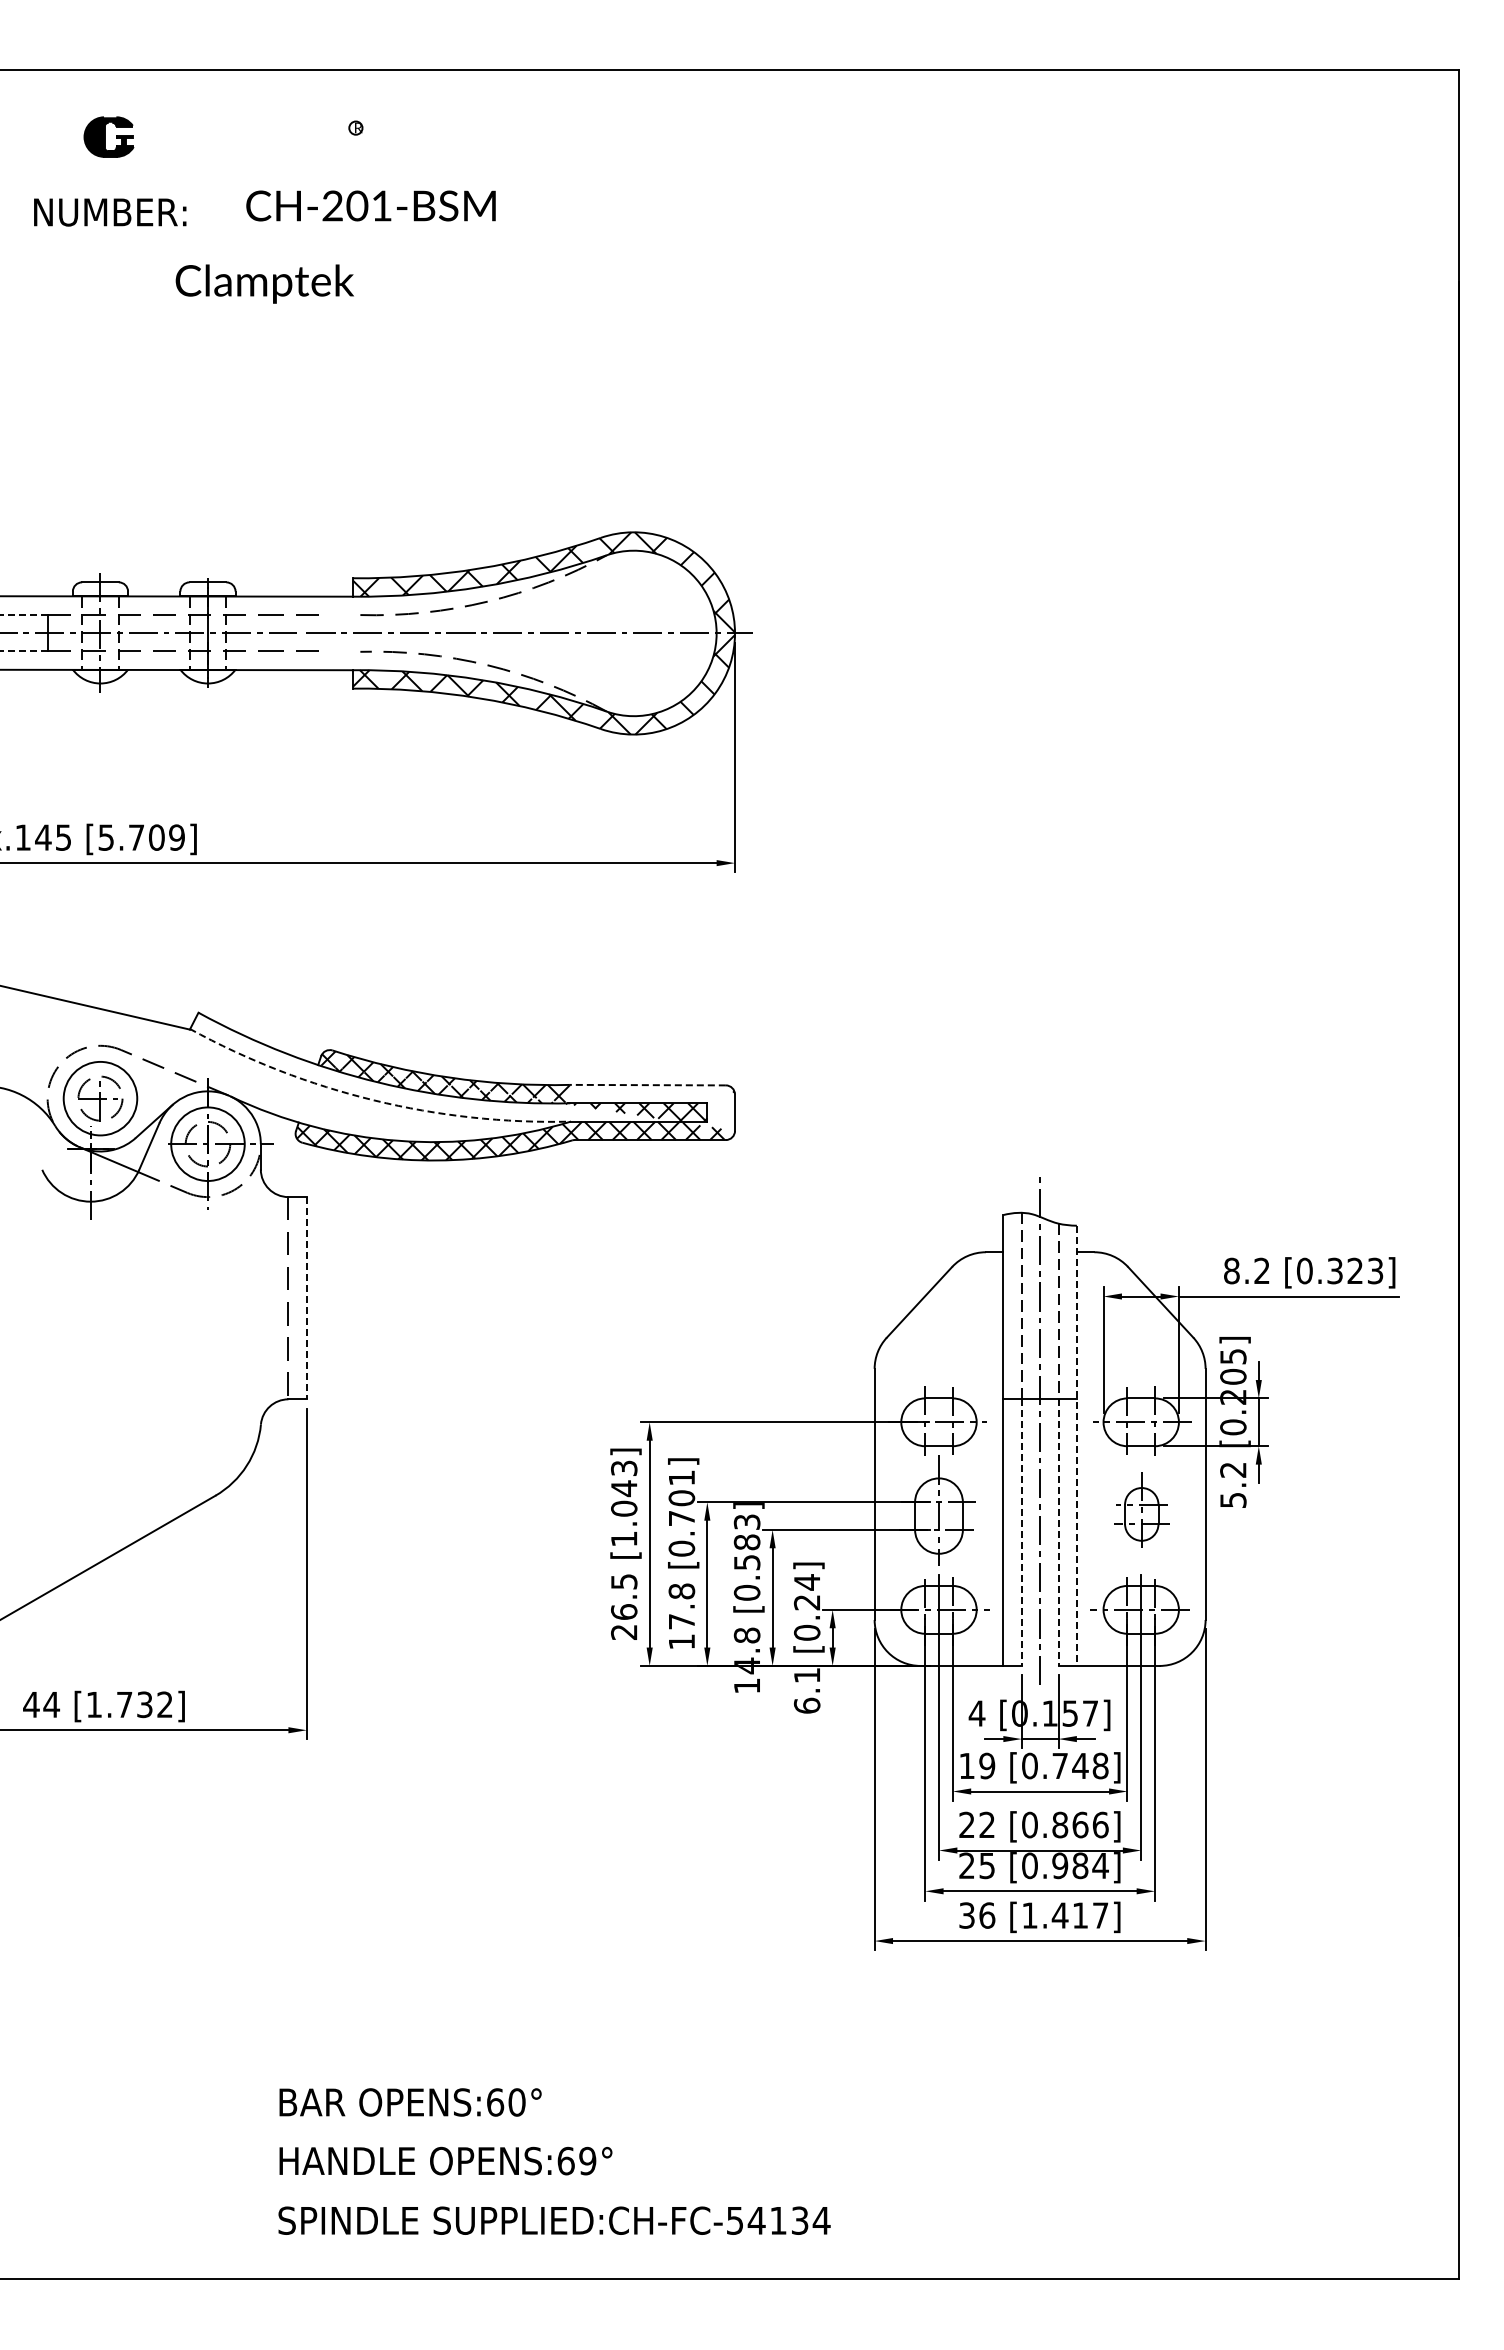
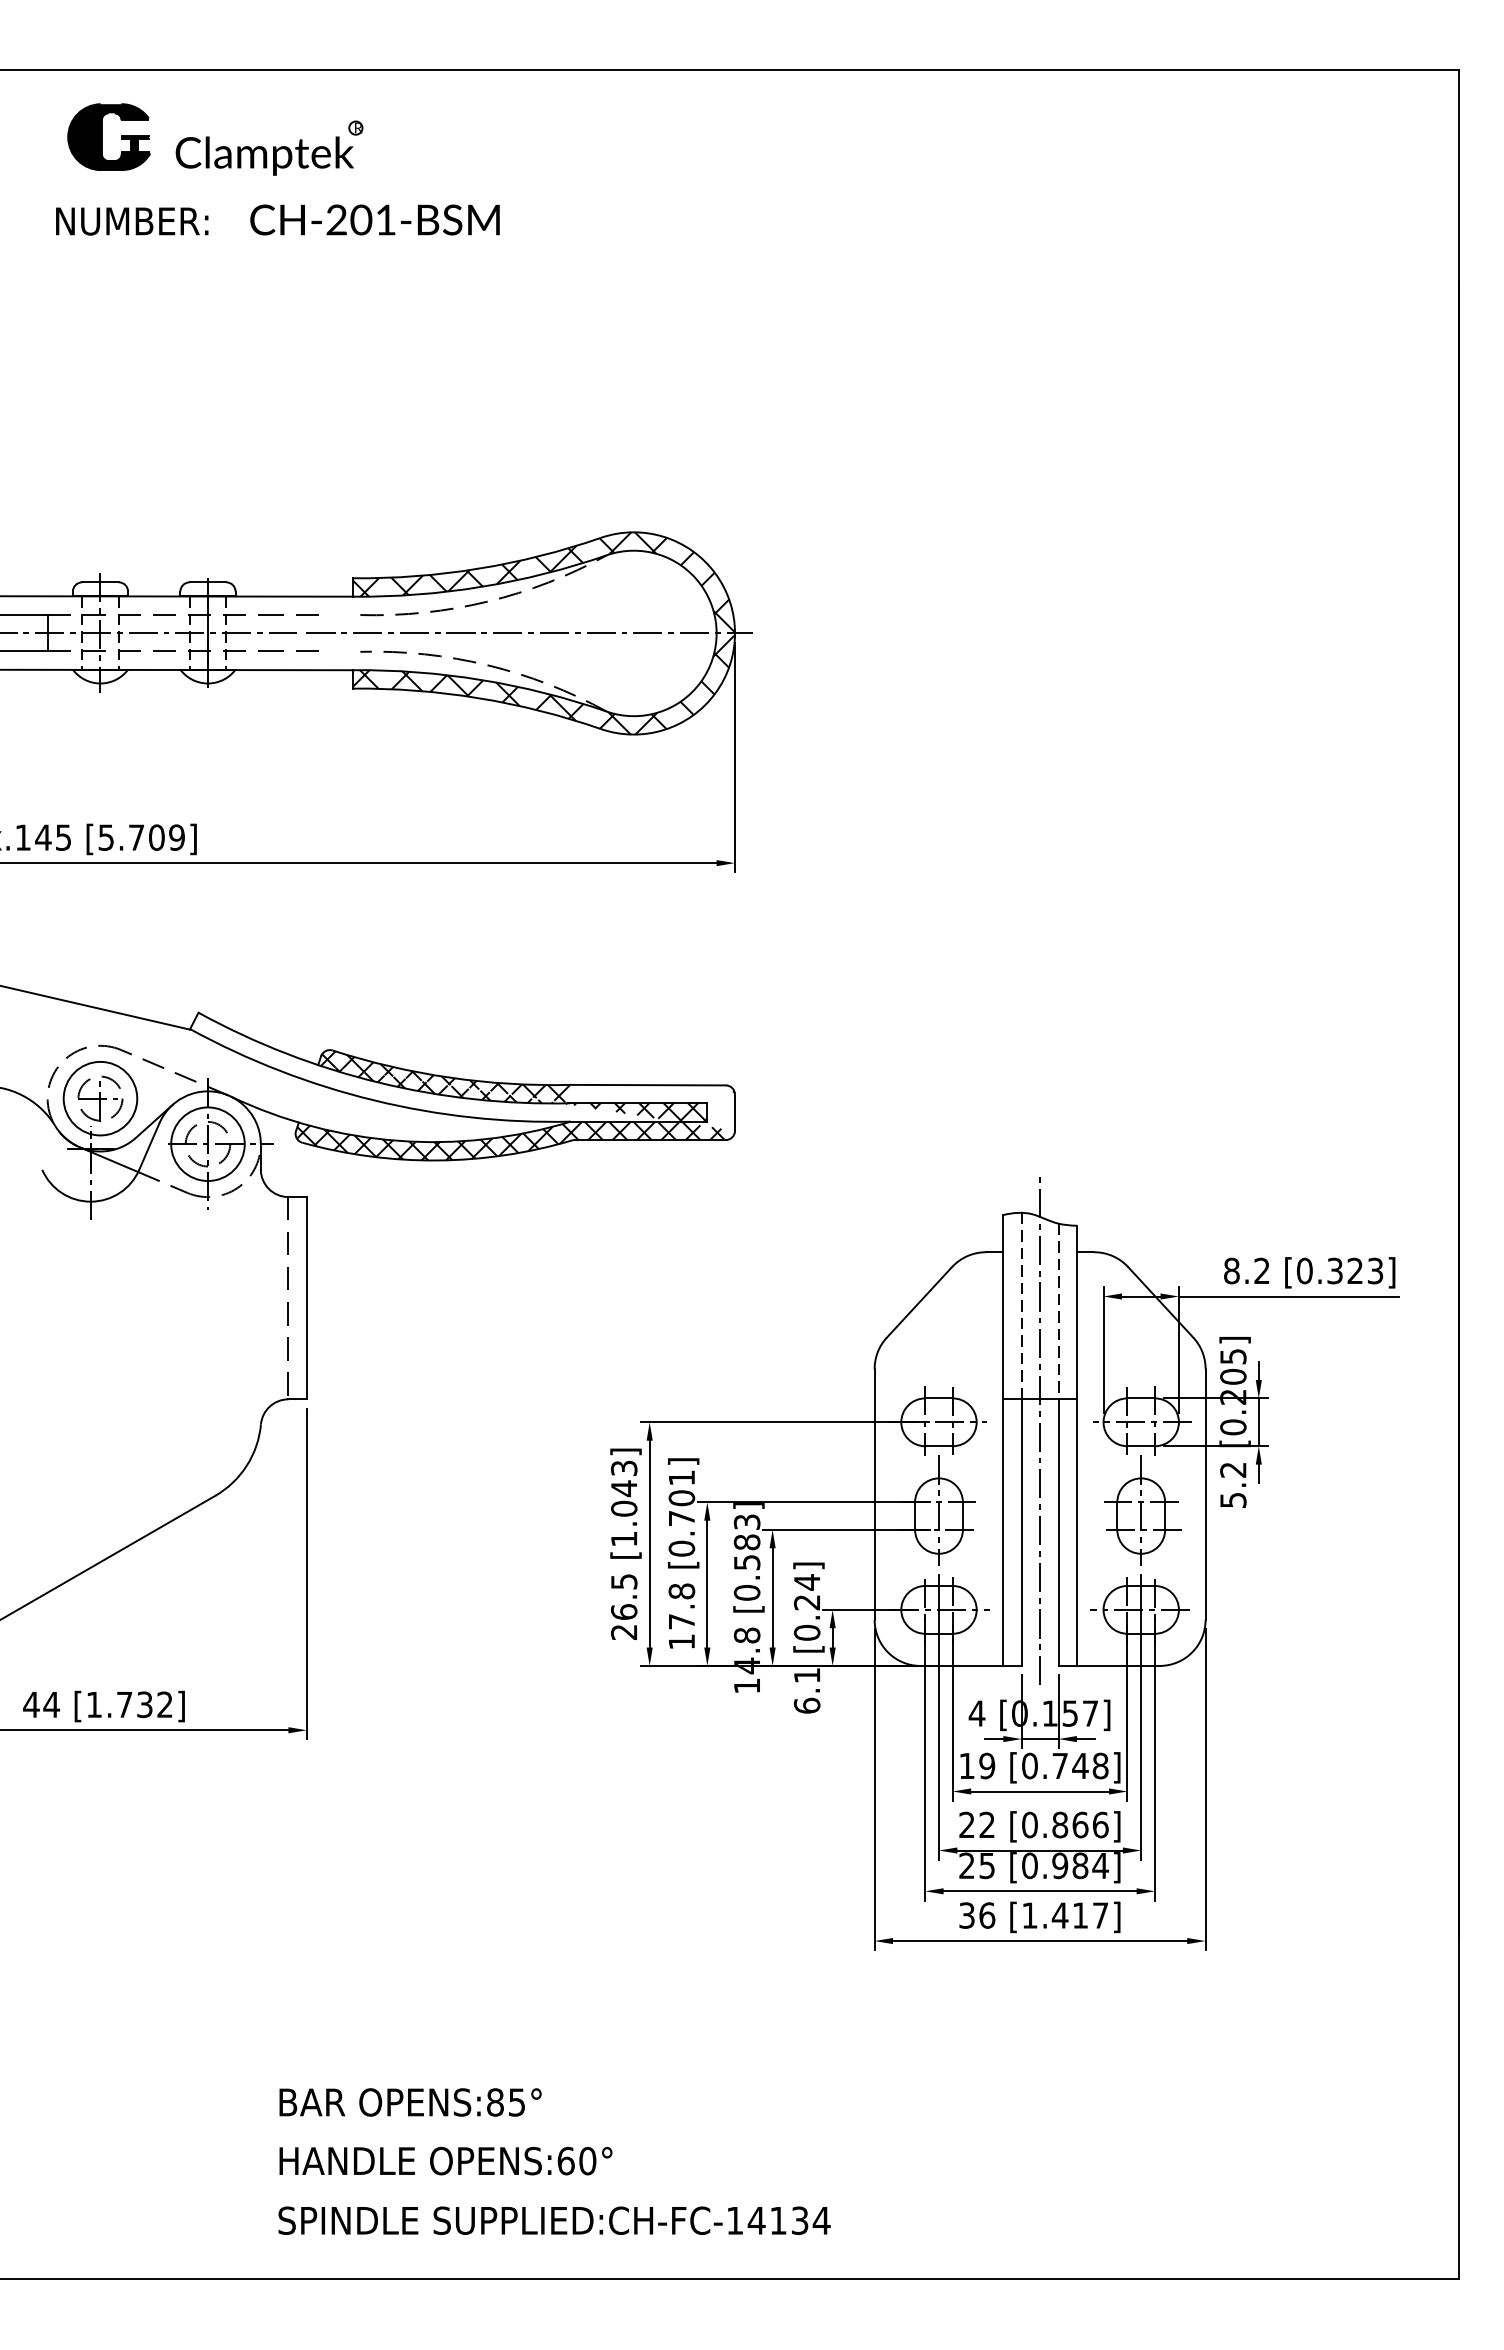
part size: 52x42 px -> 84x68 px (108, 136)
text position: (370, 205) -> (374, 219) (374, 219)
text position: (110, 212) -> (132, 221) (132, 221)
text position: (264, 283) -> (264, 155) (264, 155)
line: dashed -> solid (23, 614)
line: dashed -> solid (23, 651)
line: dashed -> solid (647, 1085)
arc: dashed -> solid (374, 1100)
line: dashed -> solid (306, 1298)
line: dashed -> solid (1076, 1446)
part size: 56x76 px -> 78x111 px (1142, 1510)
line: dashed -> solid (1021, 1533)
line: dashed -> solid (1058, 1533)
text: OPENS:60° -> OPENS:85° (506, 2102)
text: OPENS:69° -> OPENS:60° (587, 2161)
text: SUPPLIED:CH-FC-54134 -> SUPPLIED:CH-FC-14134 (734, 2220)
